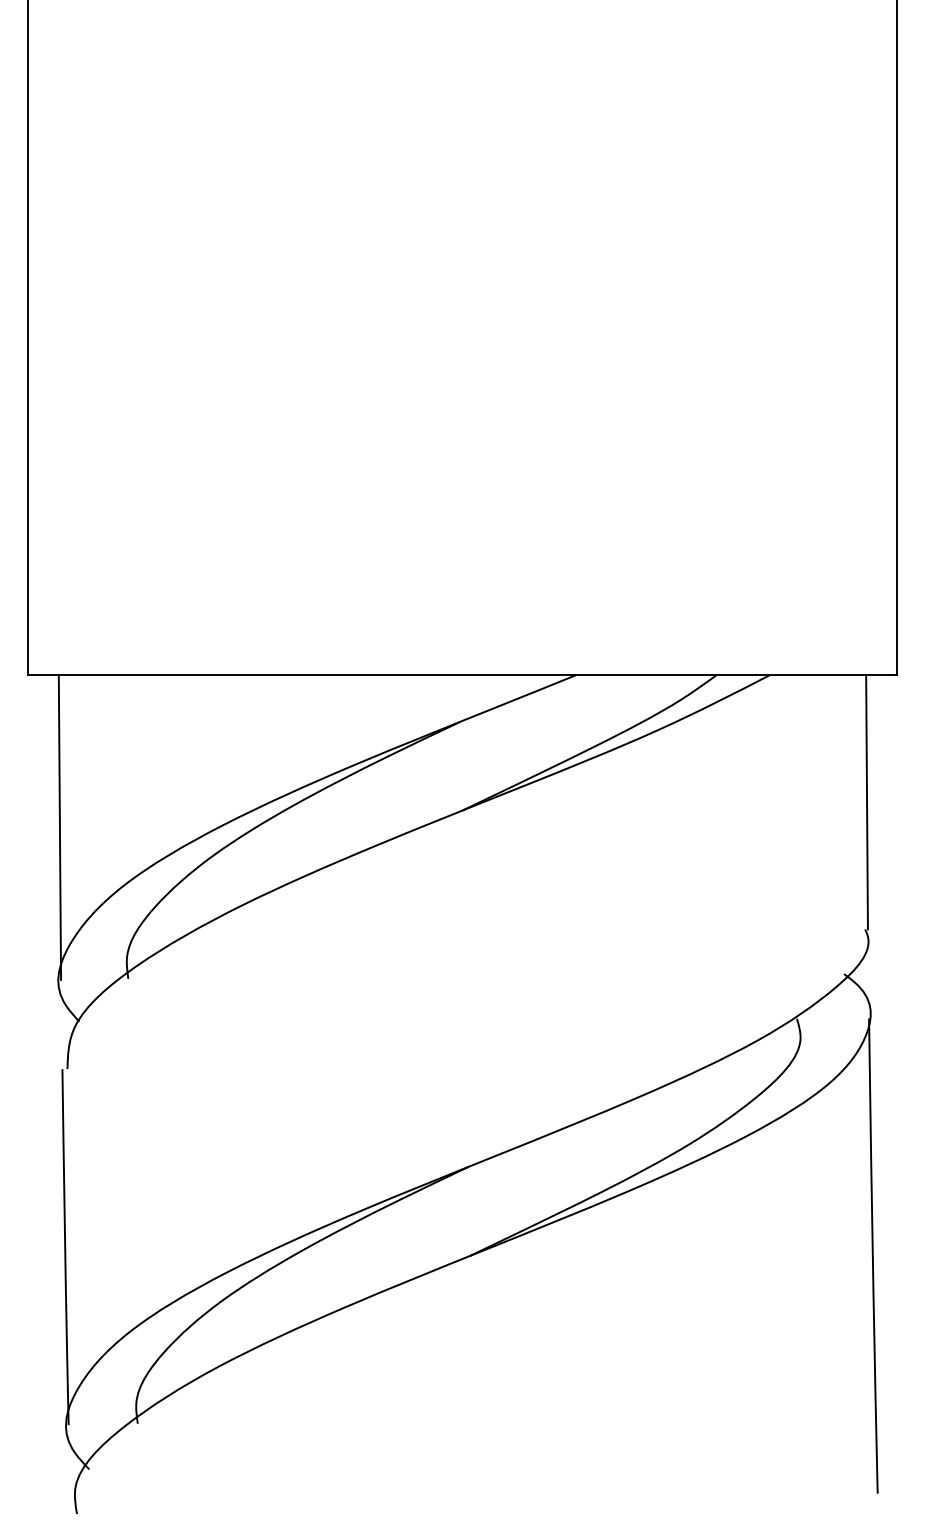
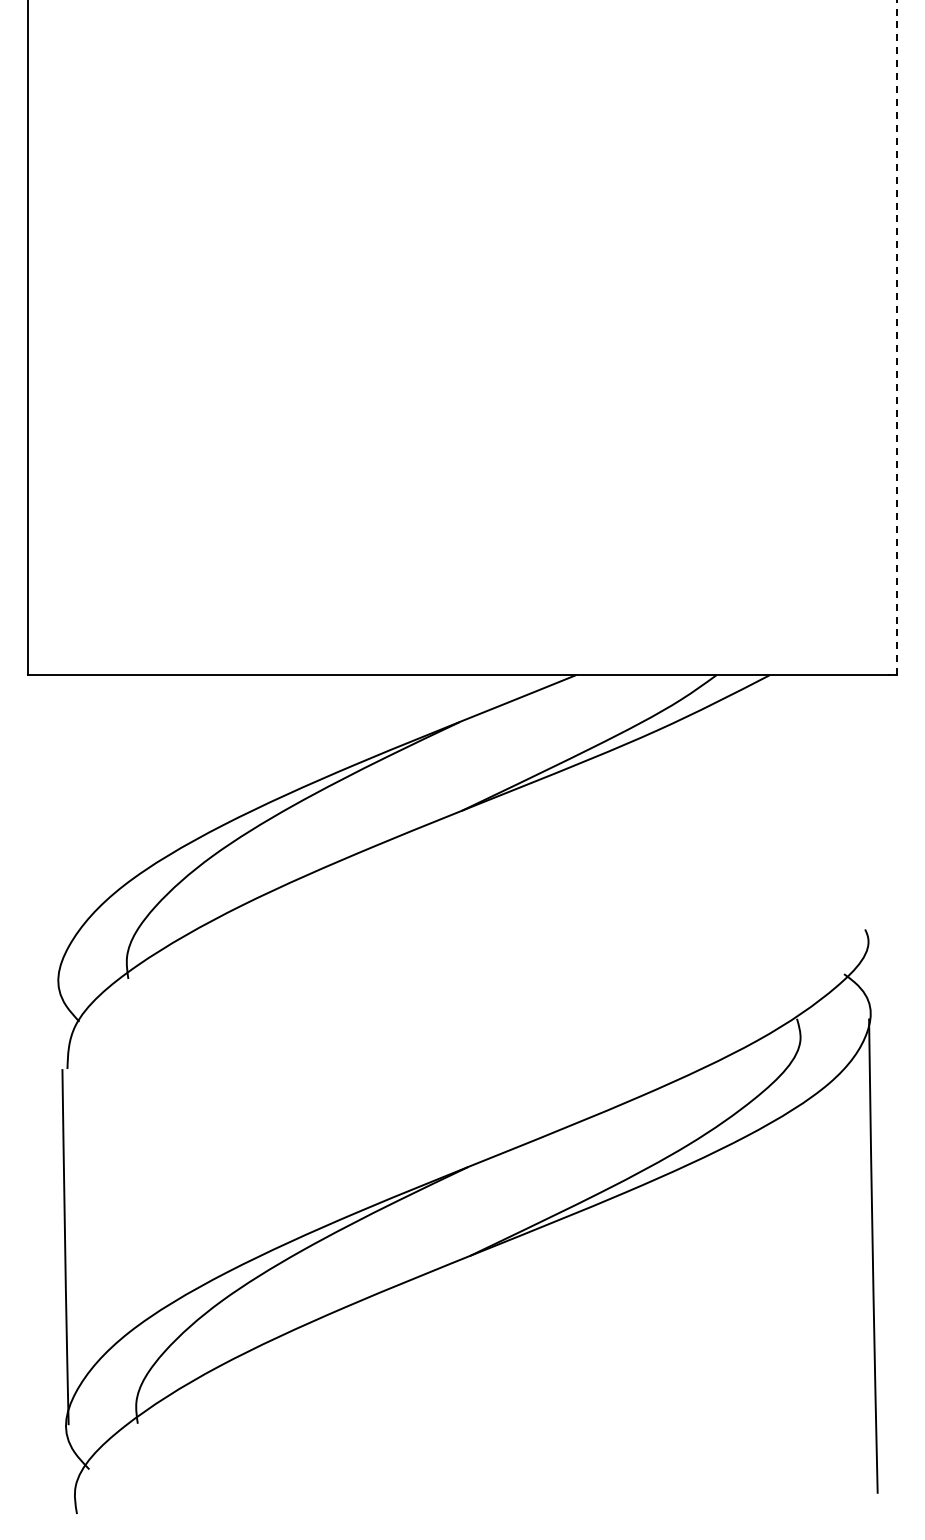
line: solid -> dashed (897, 337)
line: present -> none (866, 802)
line: present -> none (59, 827)
